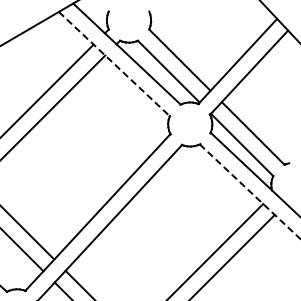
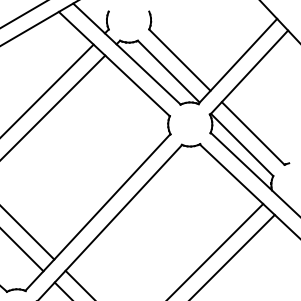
line: none -> present (23, 14)
line: dashed -> solid (114, 64)
line: dashed -> solid (250, 192)
